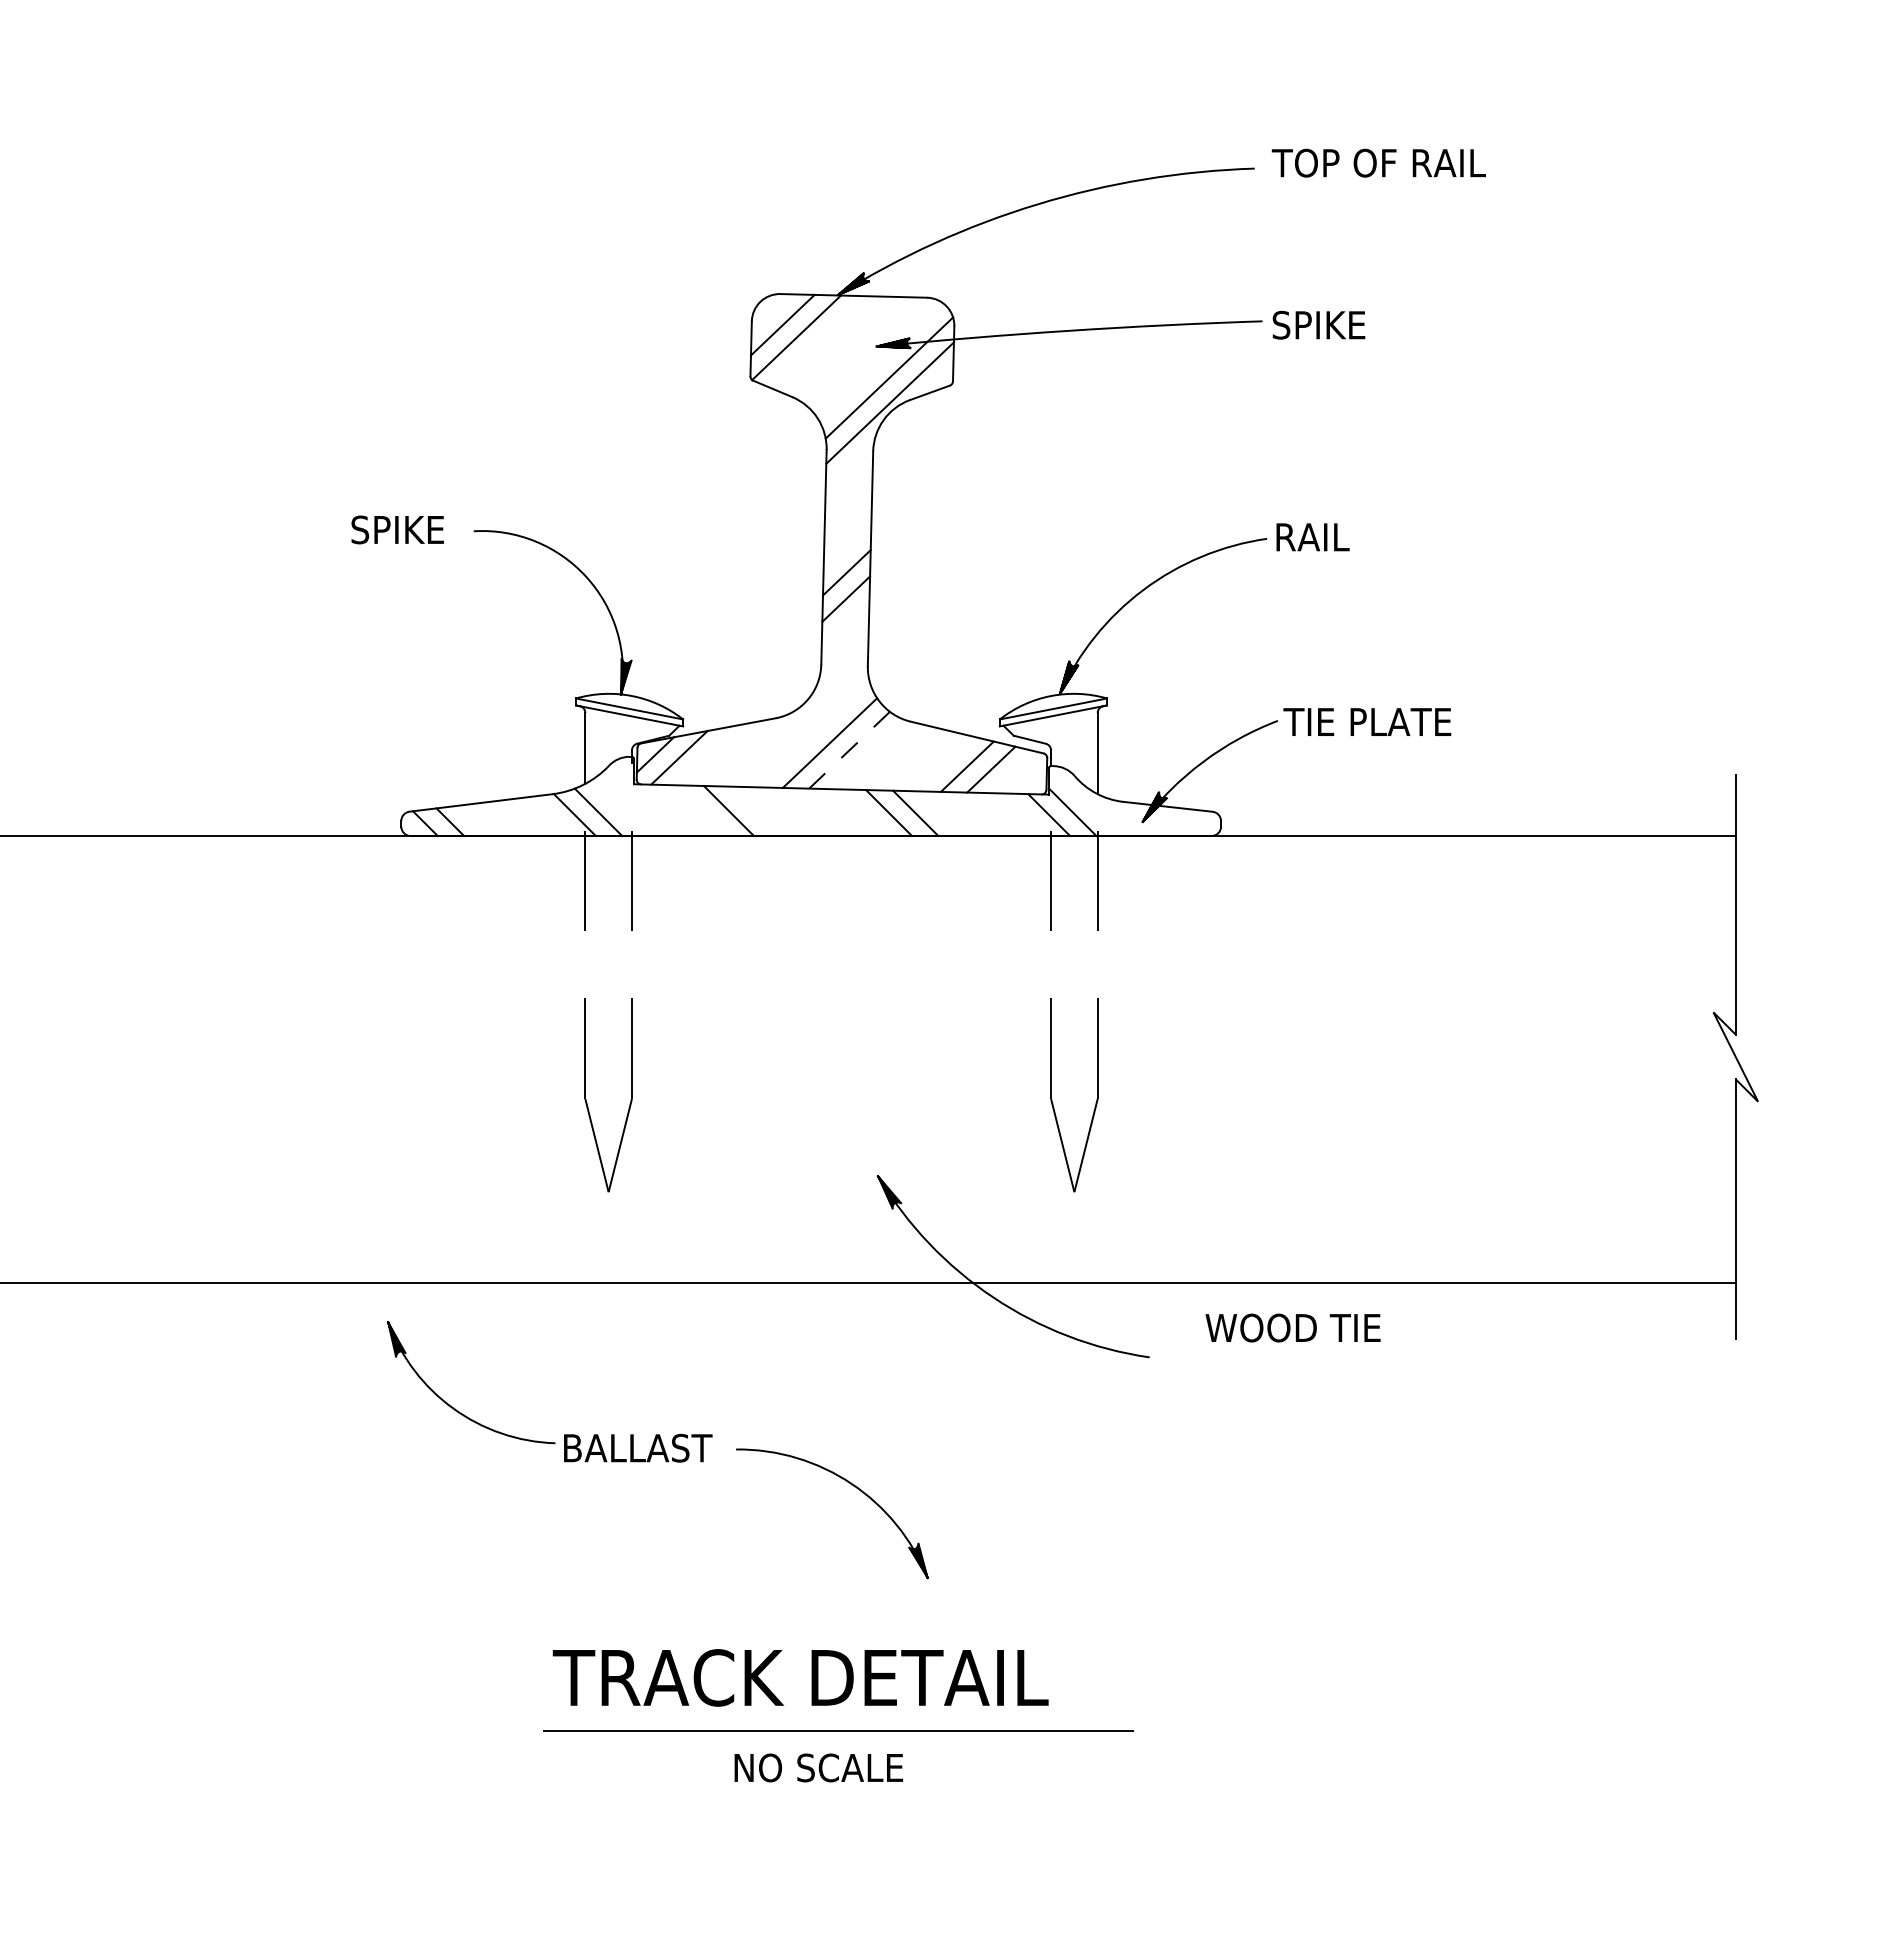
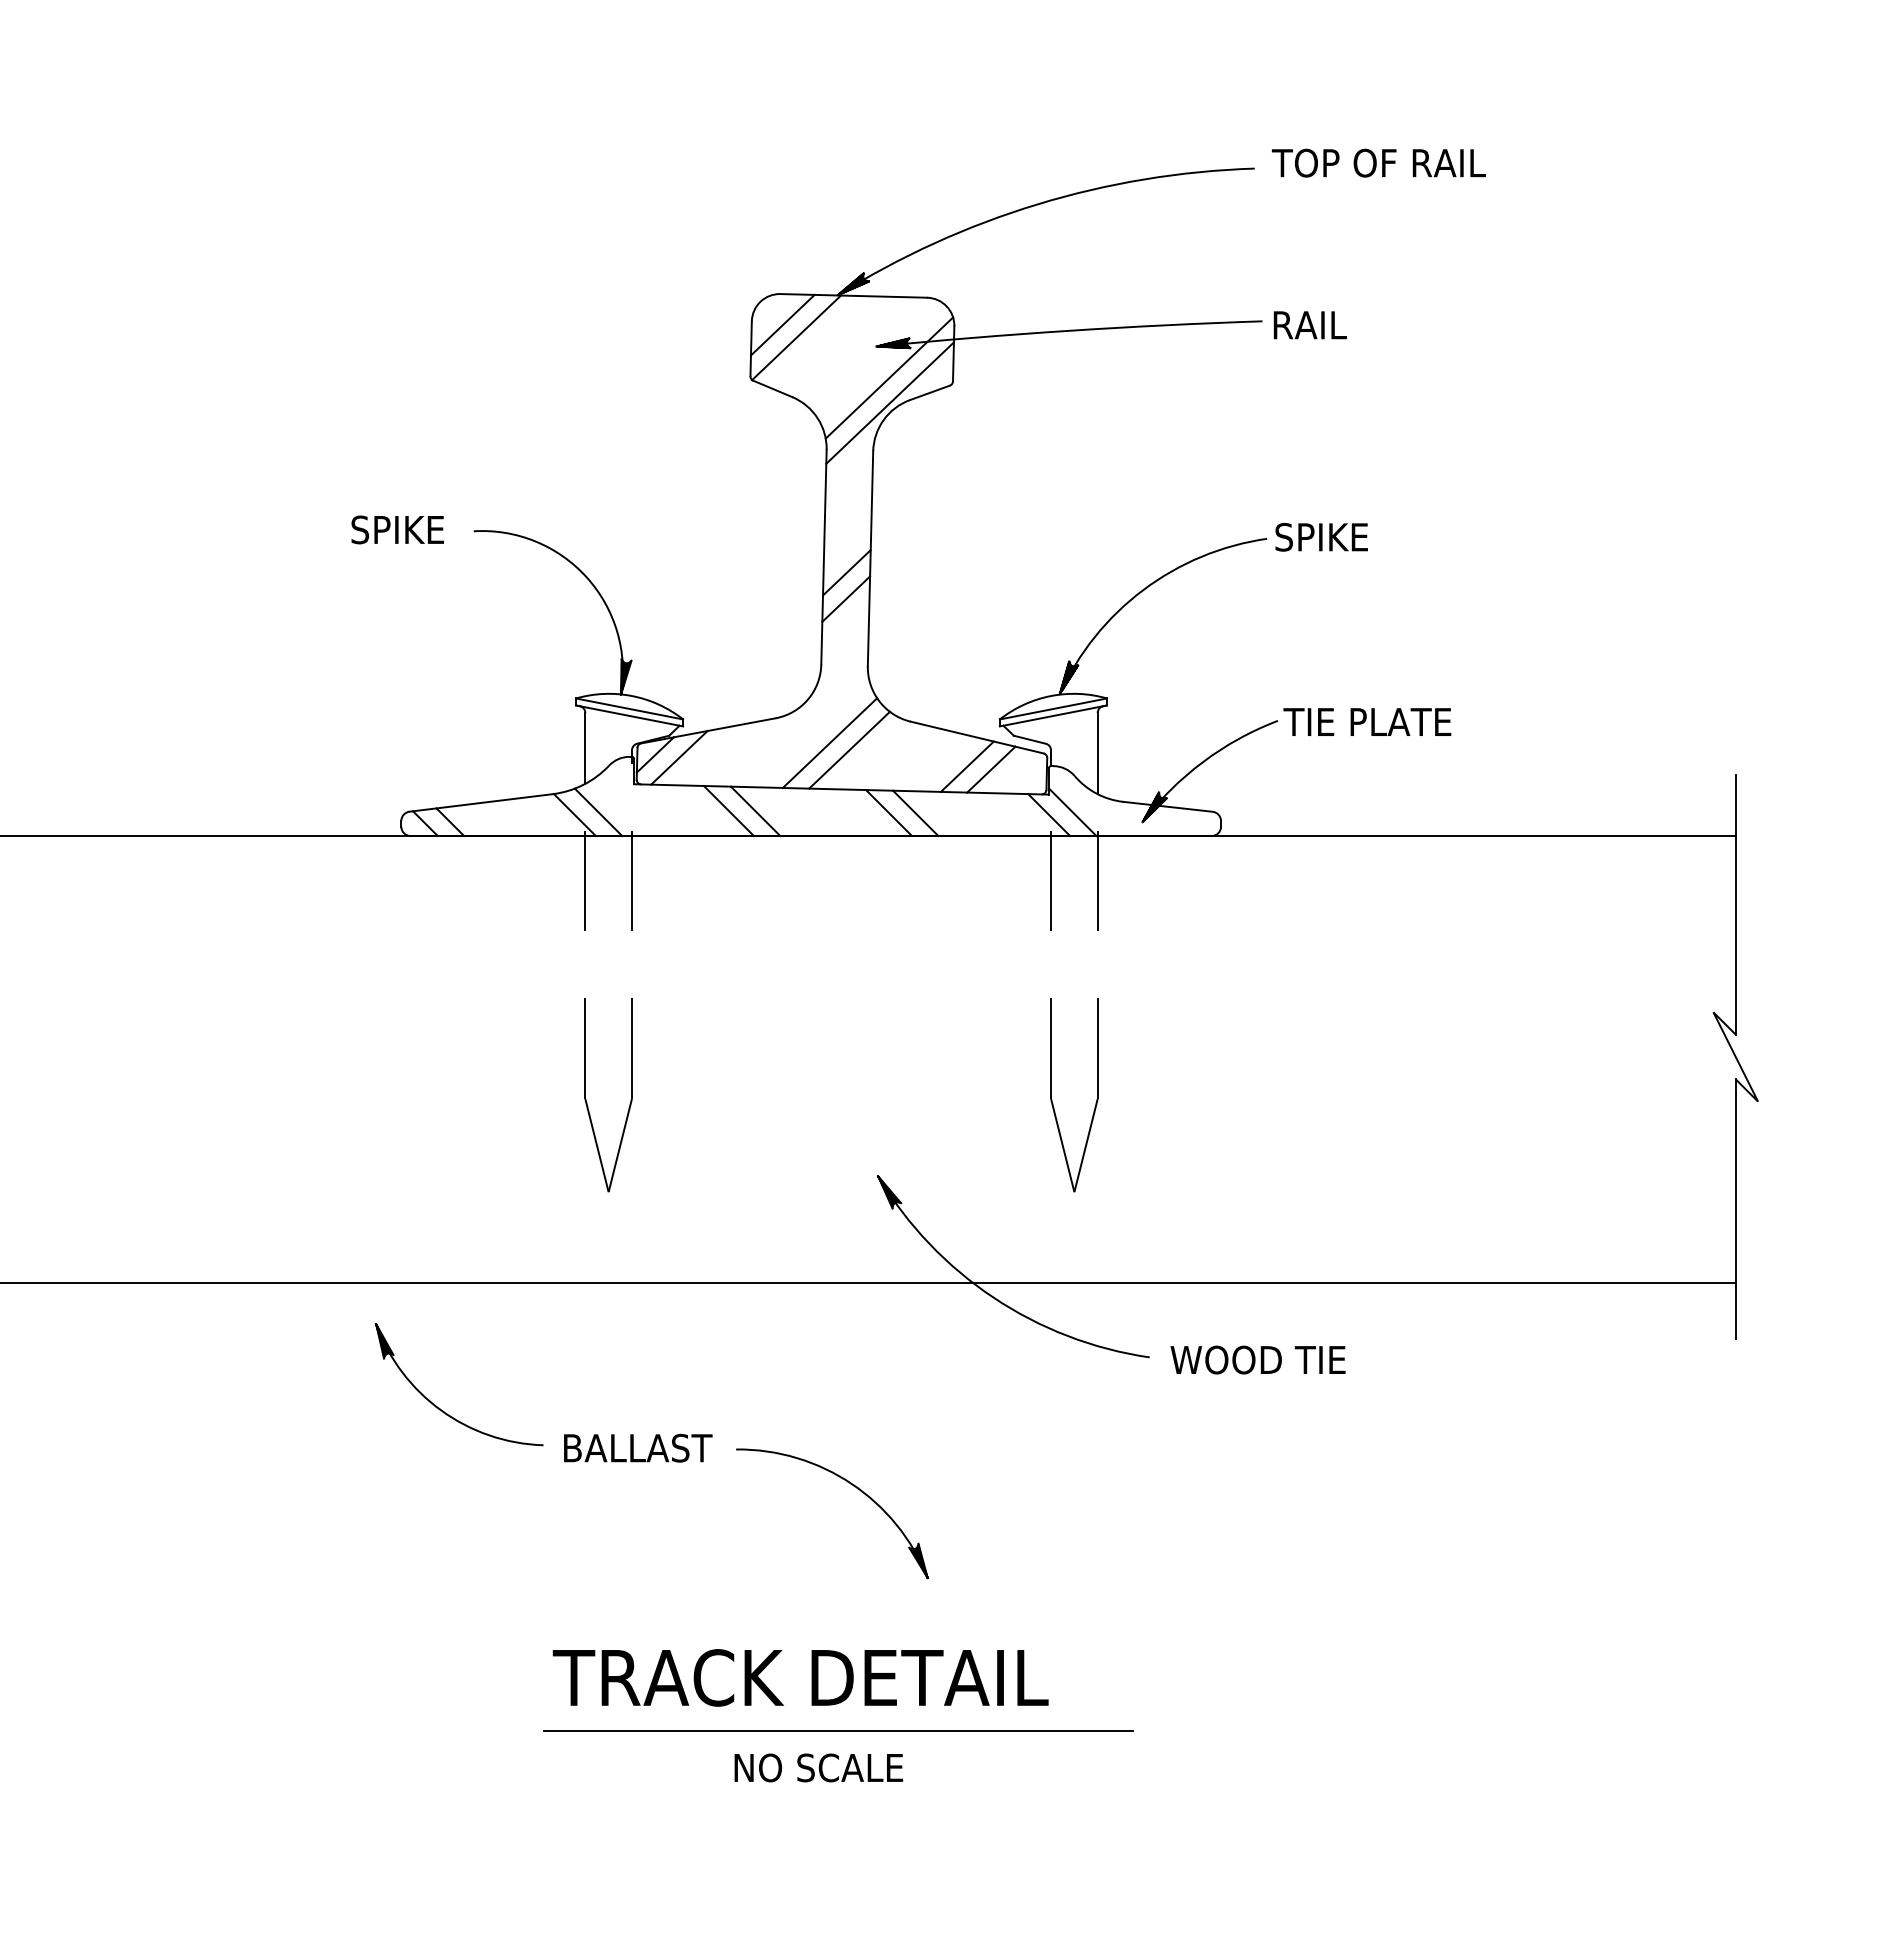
text: SPIKE -> RAIL (1318, 324)
text: RAIL -> SPIKE (1321, 536)
line: dashed -> solid (849, 750)
line: none -> present (755, 811)
text position: (1292, 1327) -> (1257, 1359) (1257, 1359)
part position: (451, 1405) -> (439, 1407) (439, 1407)
